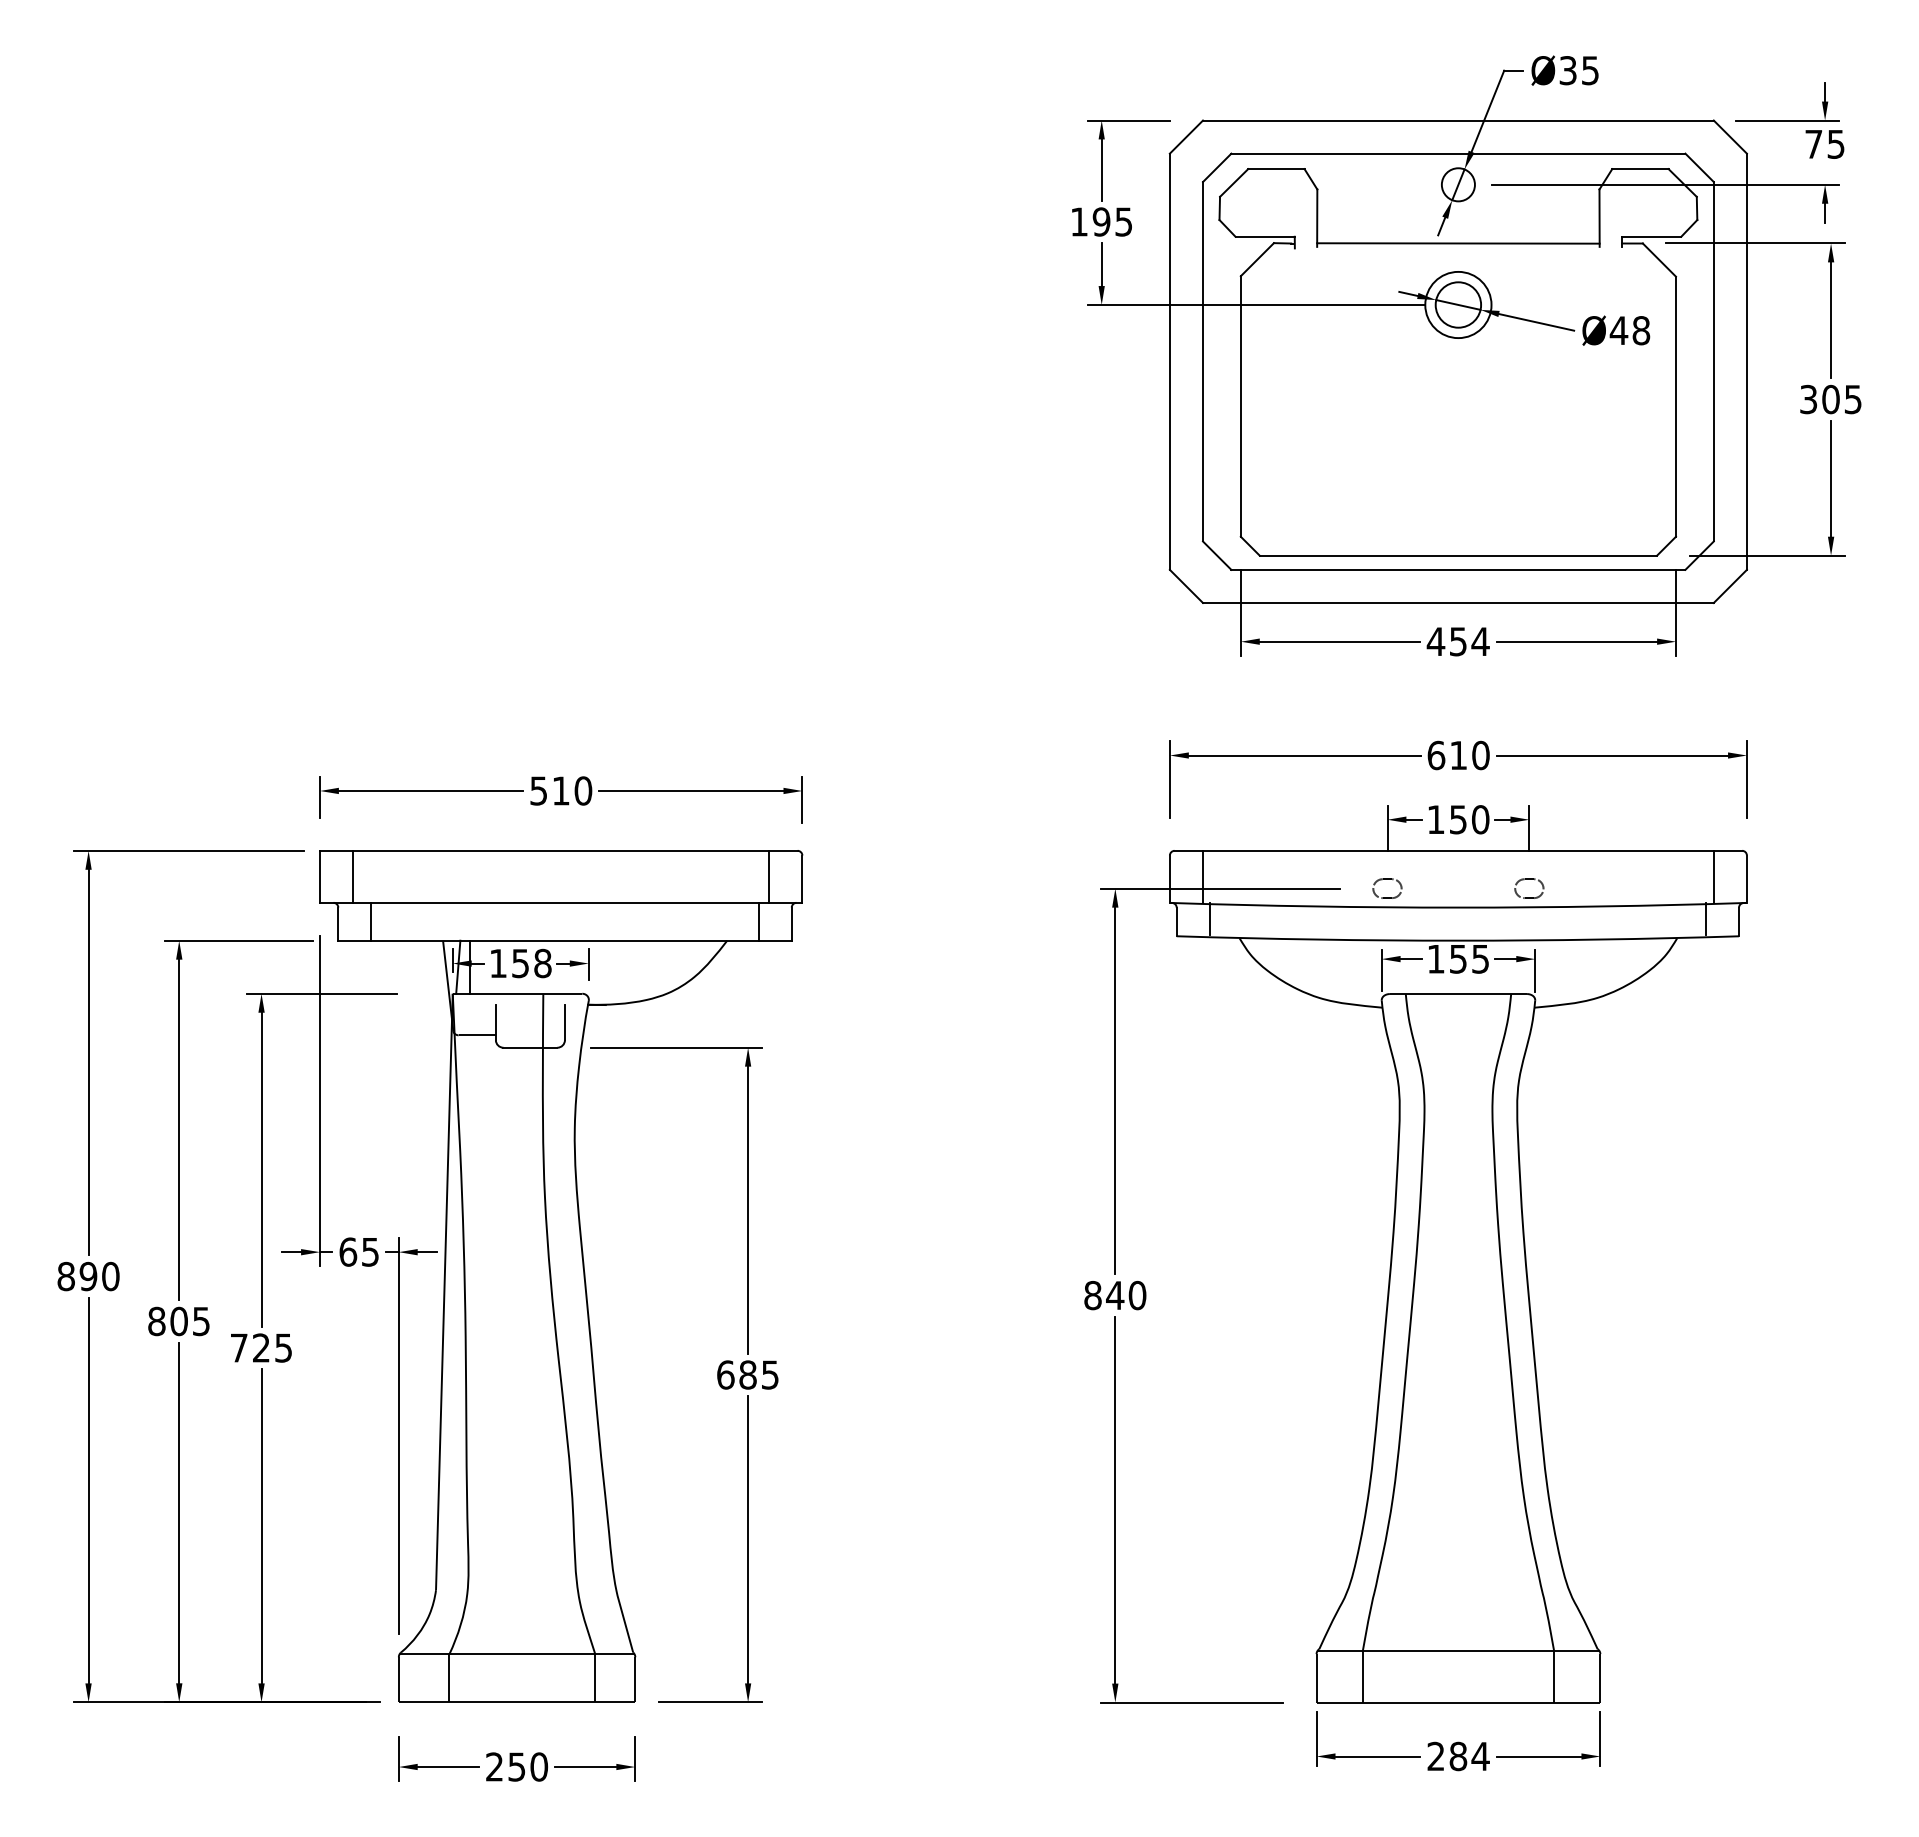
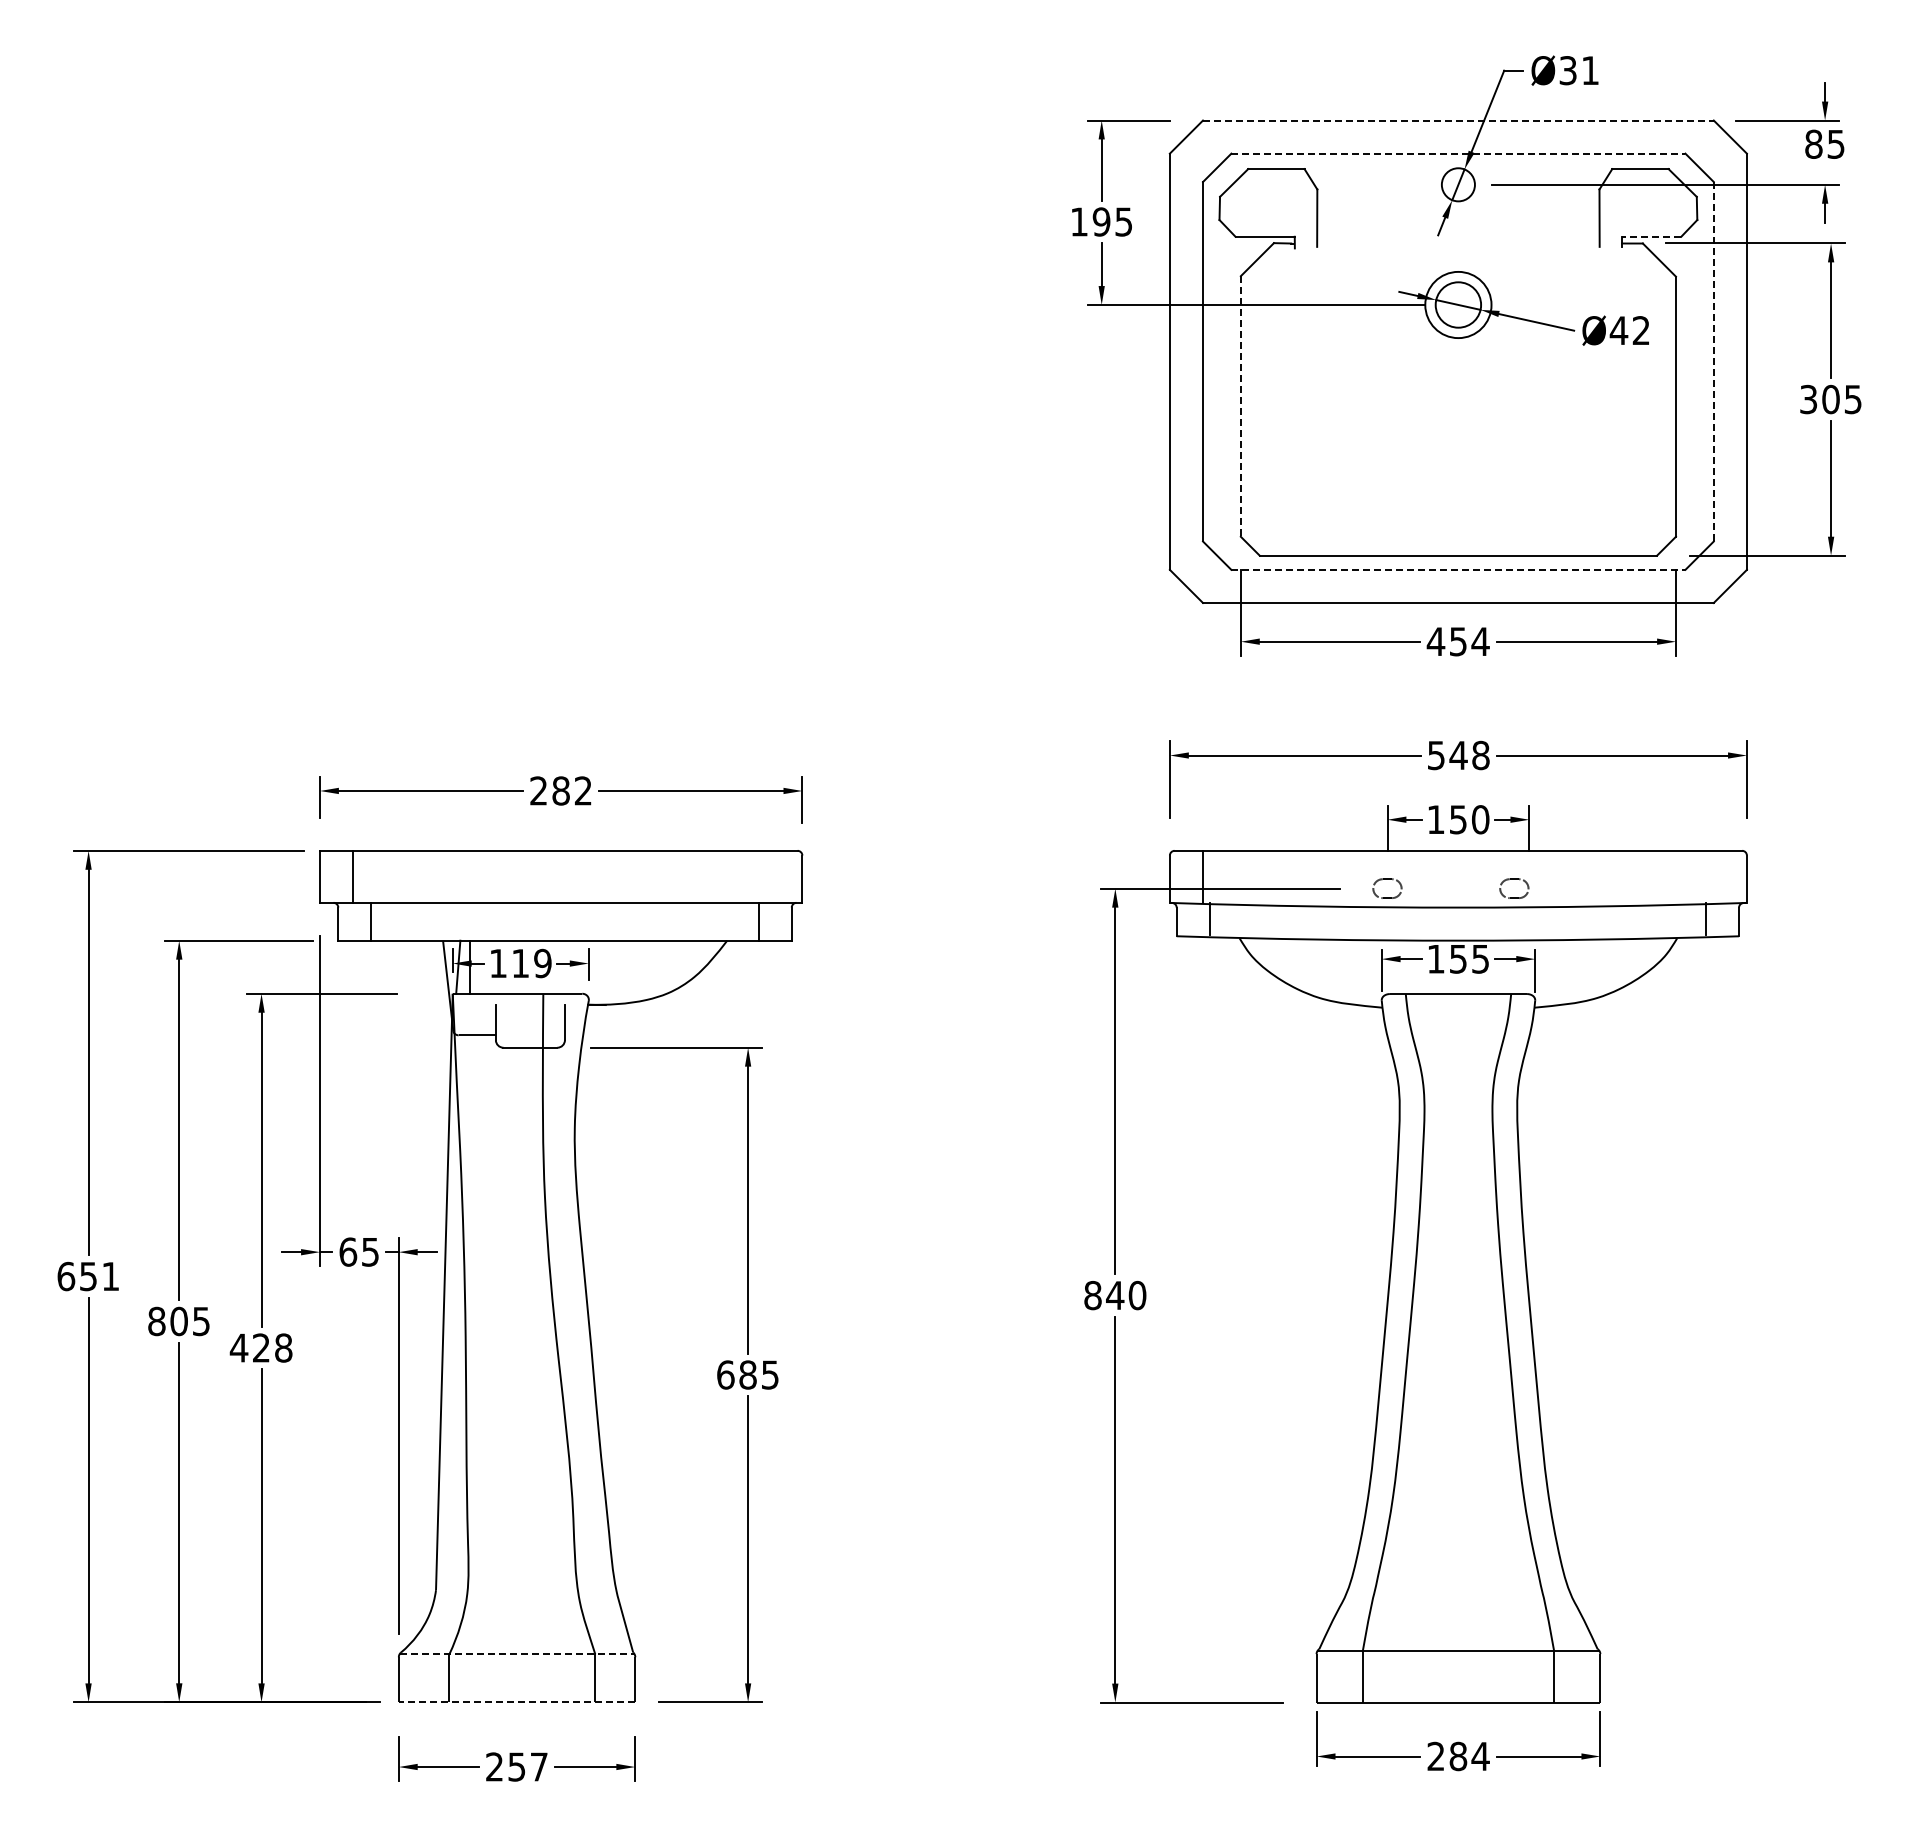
text: Ø35 -> Ø31 (1590, 70)
line: solid -> dashed (1458, 120)
text: 75 -> 85 (1813, 143)
line: solid -> dashed (1458, 153)
line: solid -> dashed (1651, 236)
line: present -> none (1458, 243)
text: Ø48 -> Ø42 (1641, 330)
line: solid -> dashed (1713, 361)
line: solid -> dashed (1240, 406)
line: solid -> dashed (1458, 569)
text: 610 -> 548 (1458, 755)
text: 510 -> 282 (561, 790)
line: present -> none (769, 876)
line: present -> none (1713, 876)
part position: (1529, 879) -> (1514, 879) (1514, 879)
text: 158 -> 119 (531, 963)
text: 890 -> 651 (88, 1276)
text: 725 -> 428 (260, 1347)
line: solid -> dashed (517, 1654)
line: solid -> dashed (516, 1702)
text: 250 -> 257 (539, 1766)
